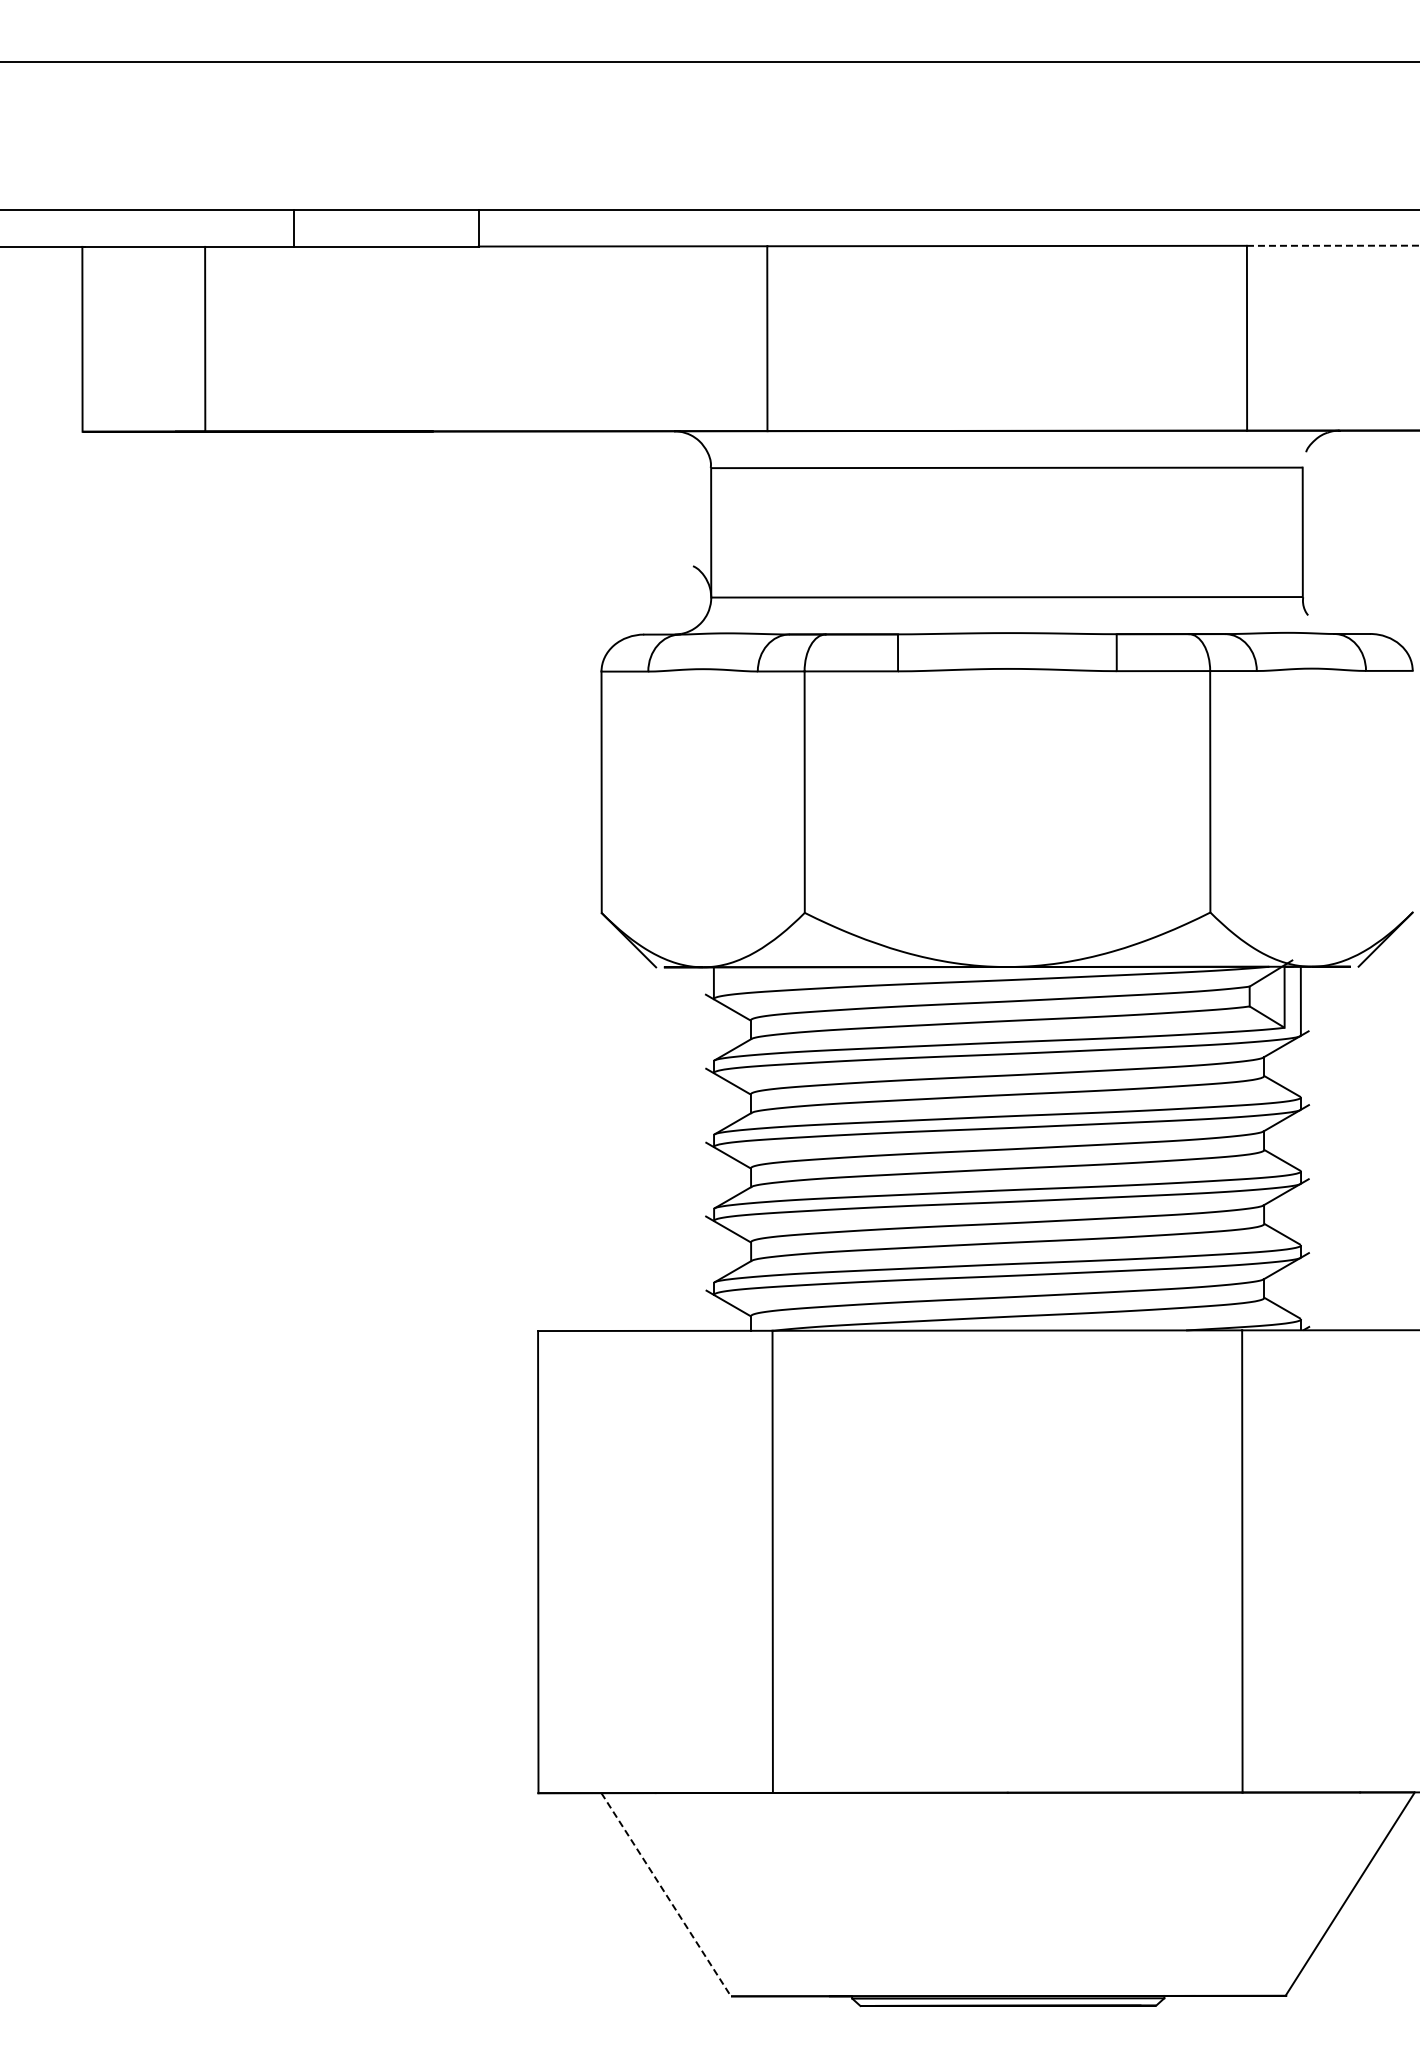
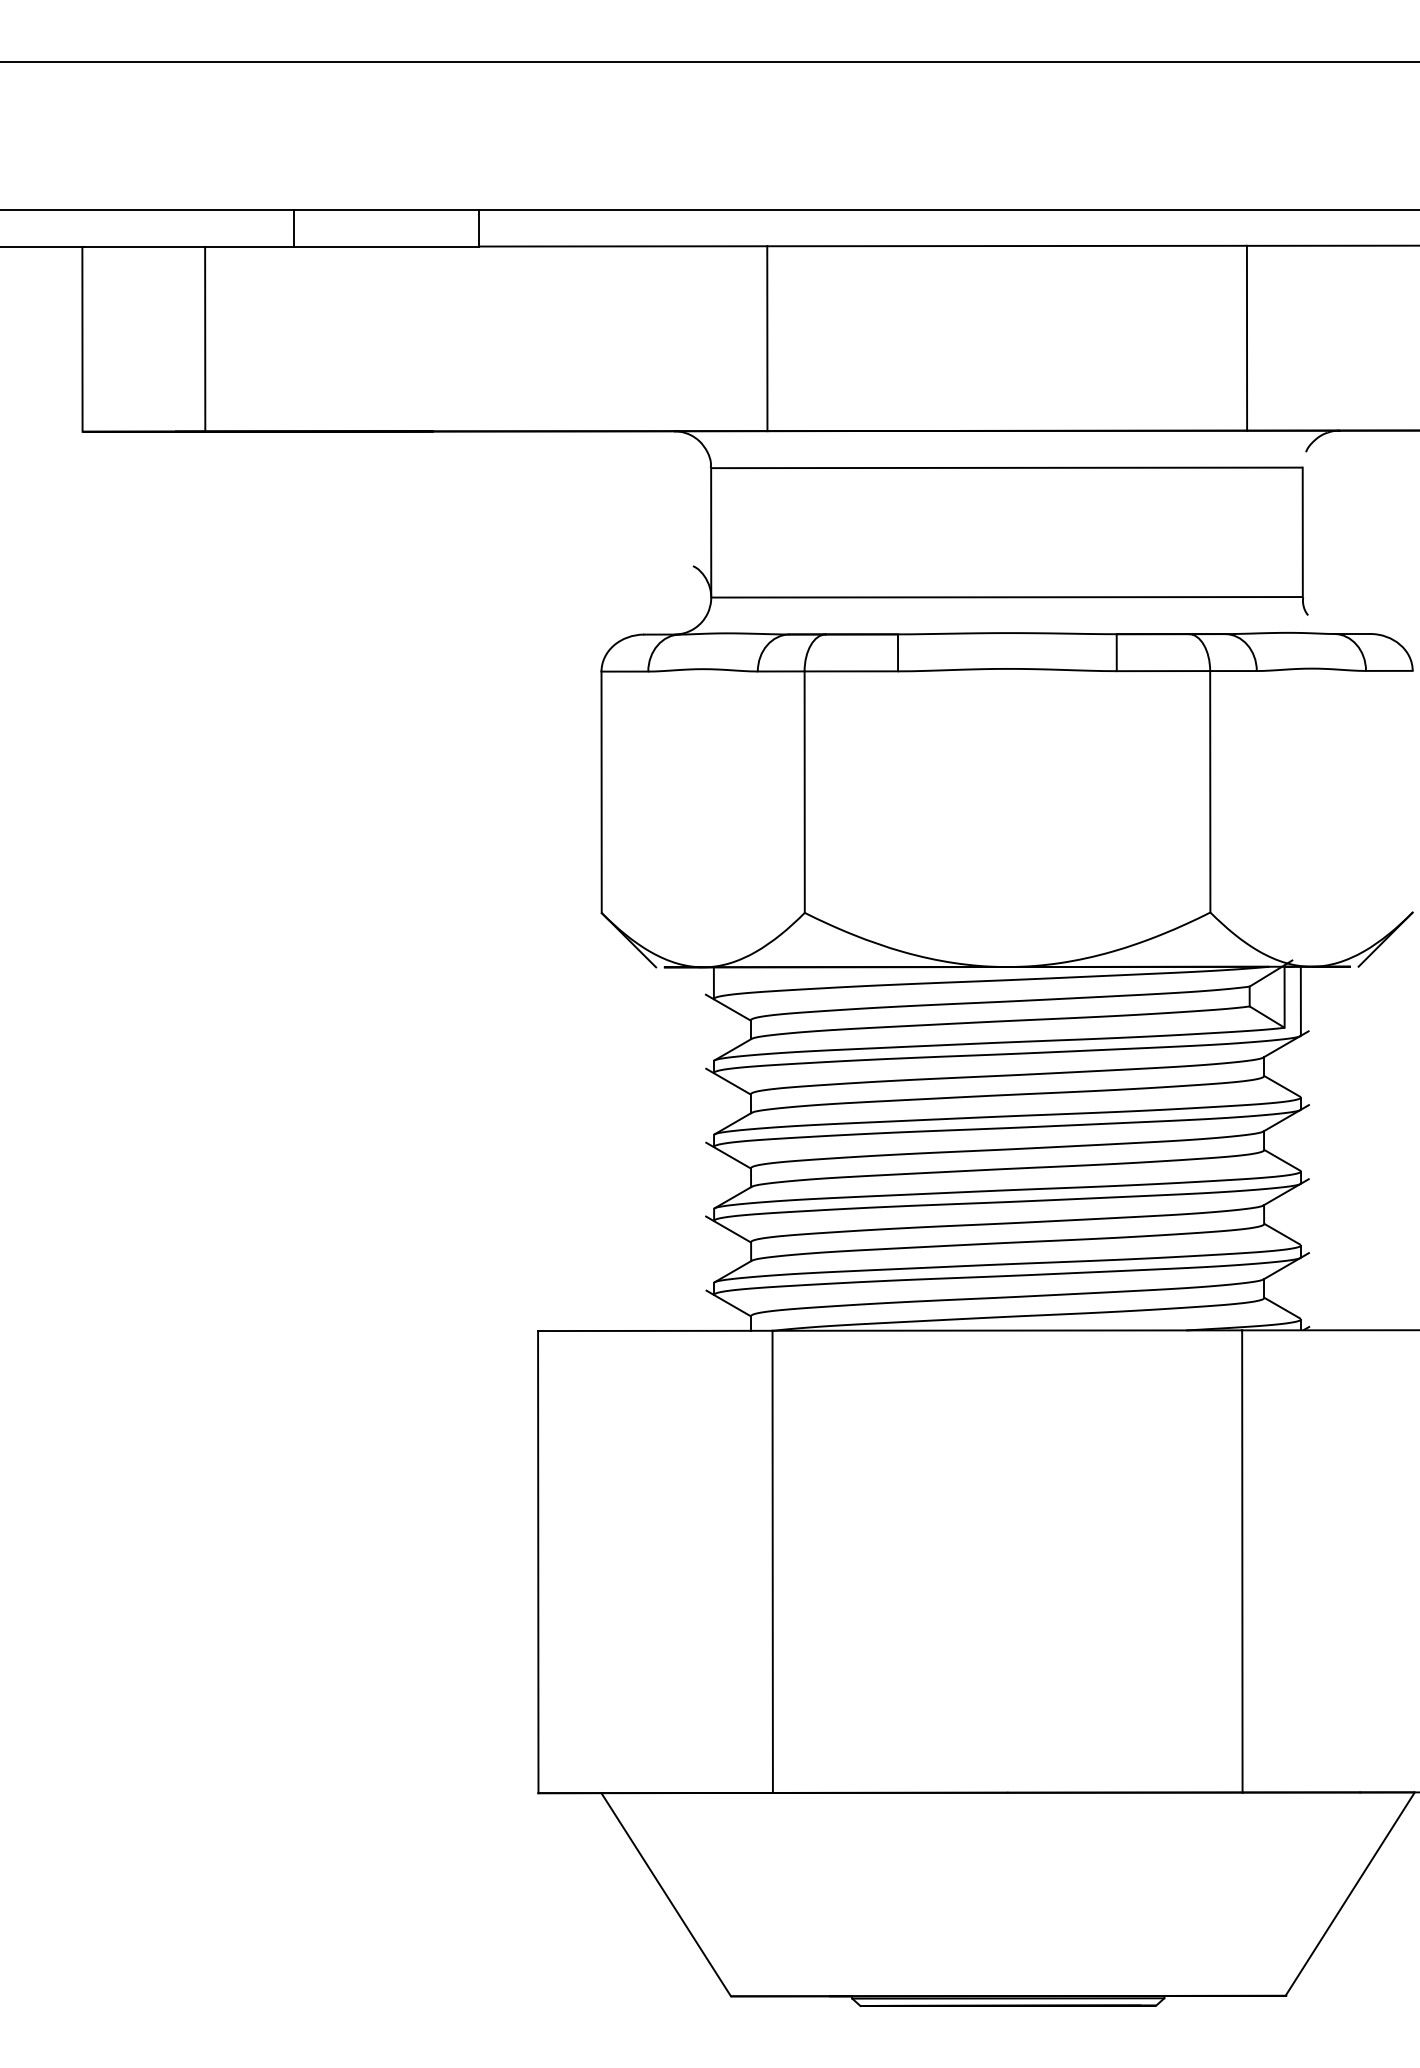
line: dashed -> solid (1333, 245)
line: dashed -> solid (666, 1894)
